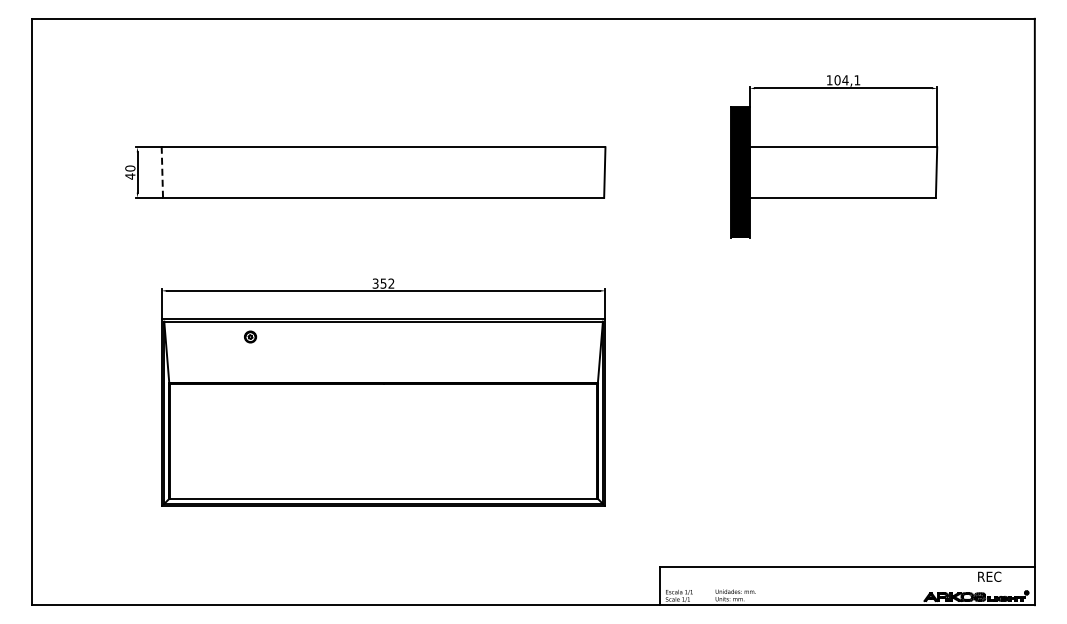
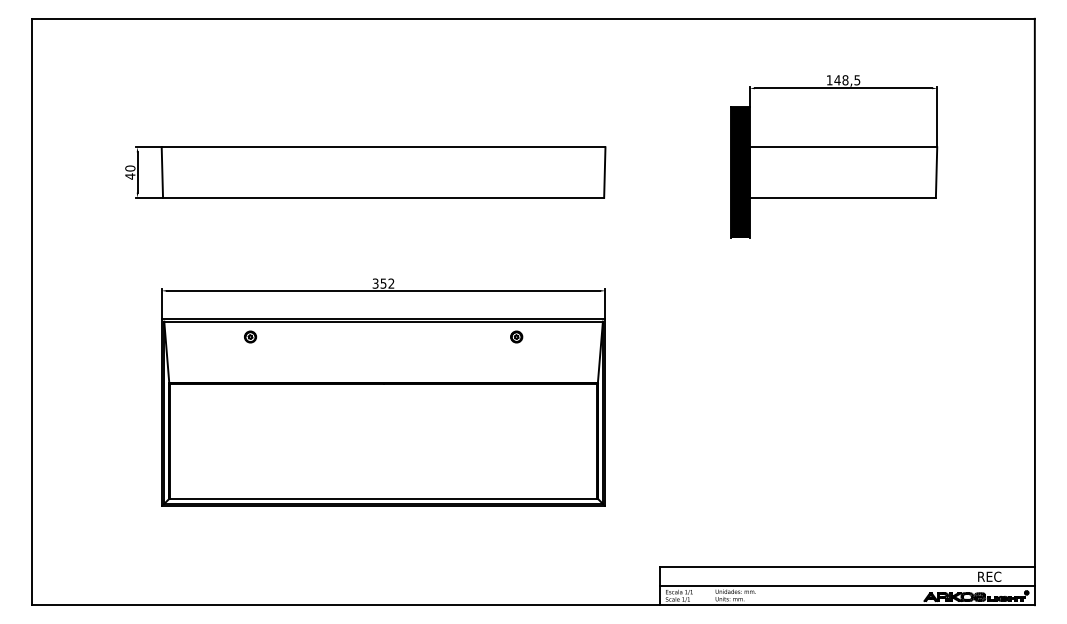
text: 104,1 -> 148,5 (847, 80)
line: dashed -> solid (162, 172)
part: none -> present (516, 336)
line: none -> present (847, 586)
